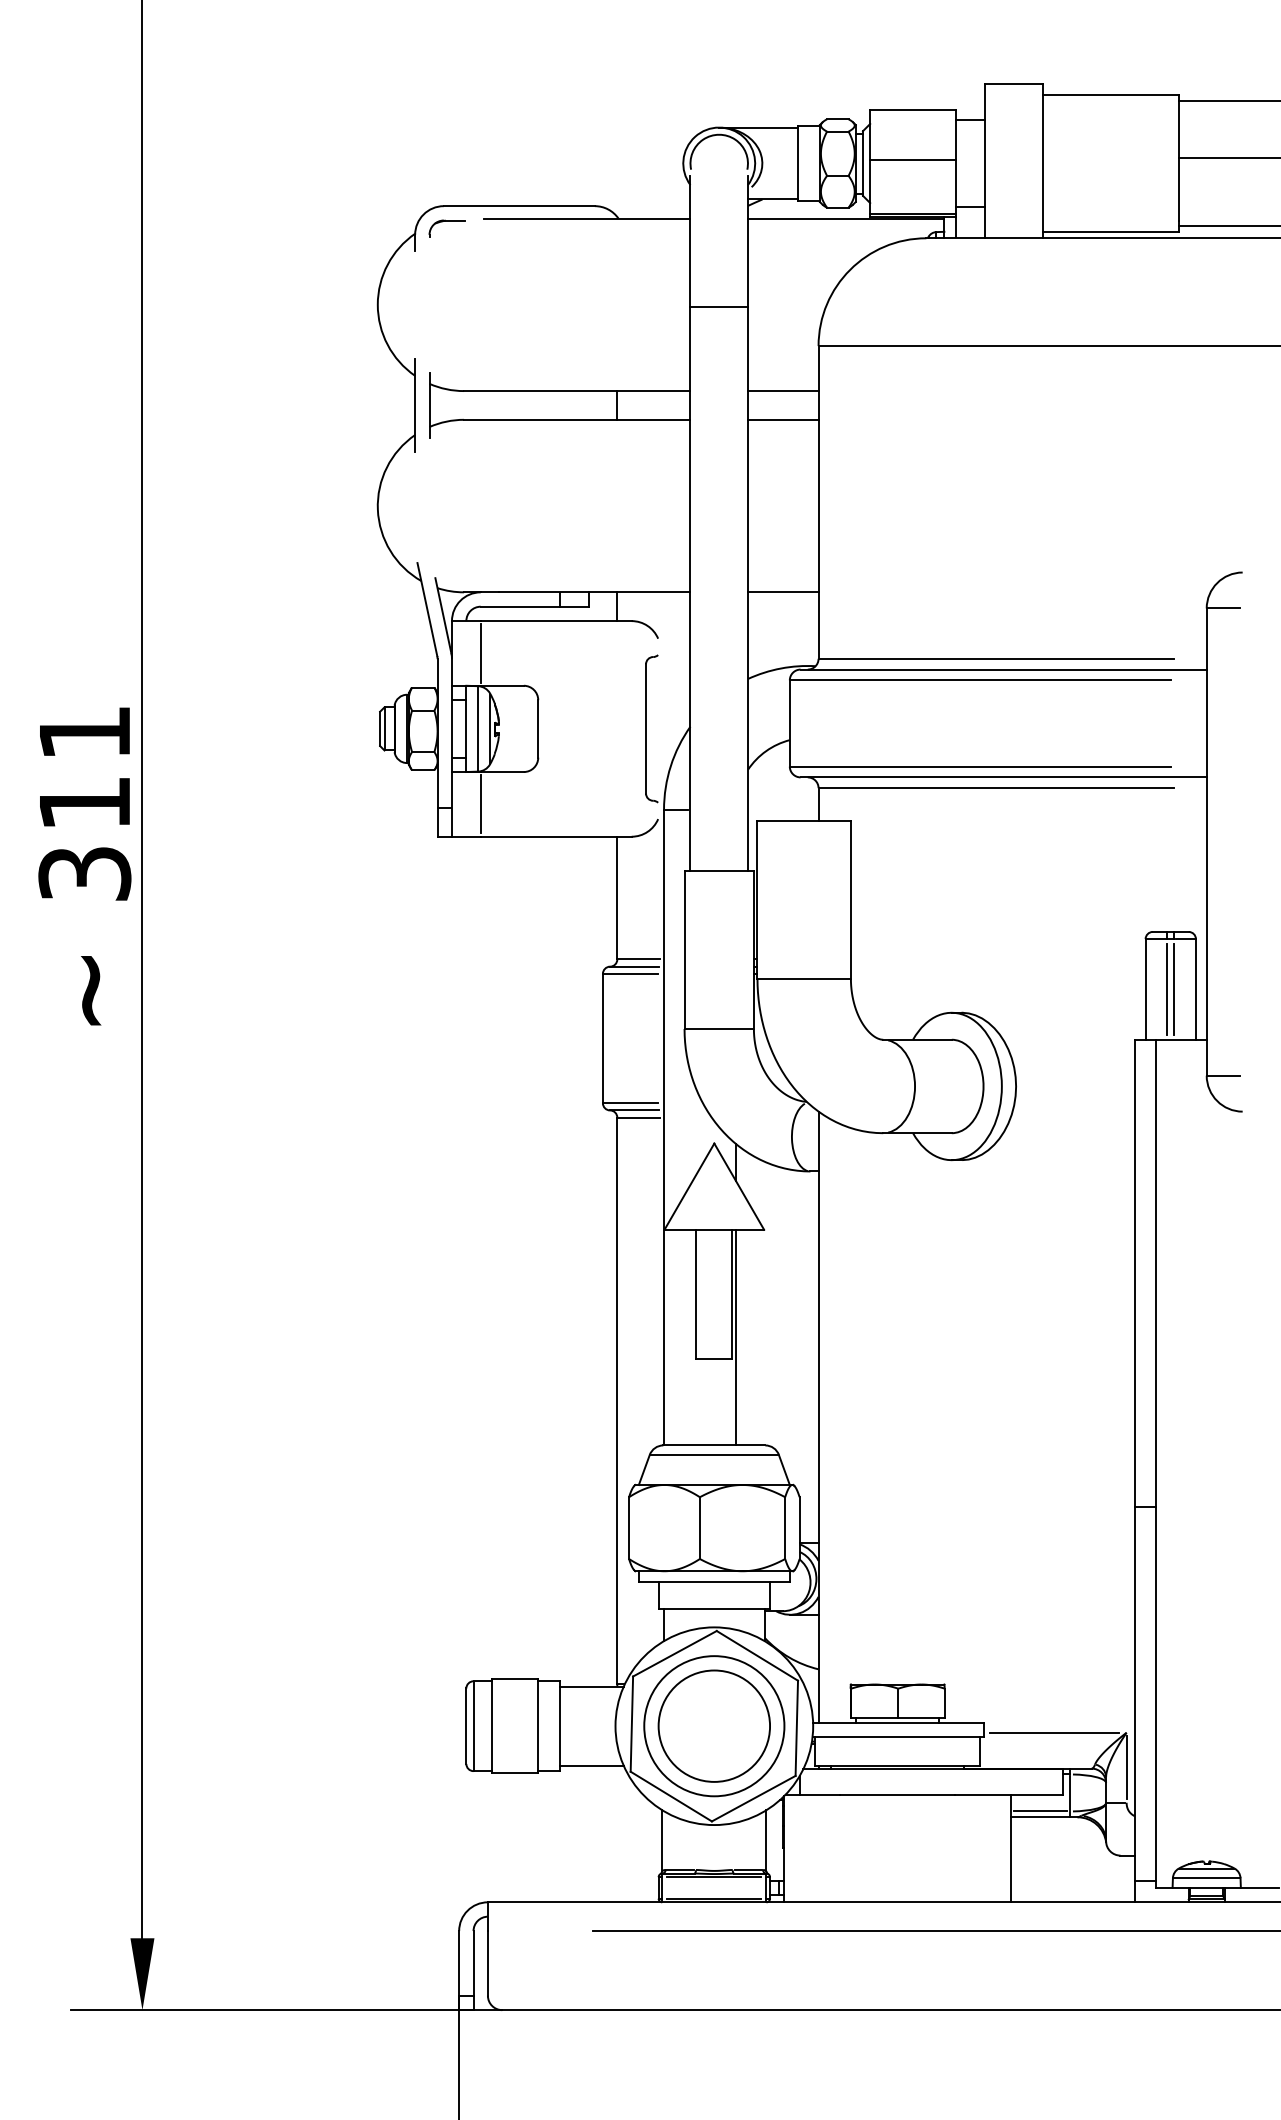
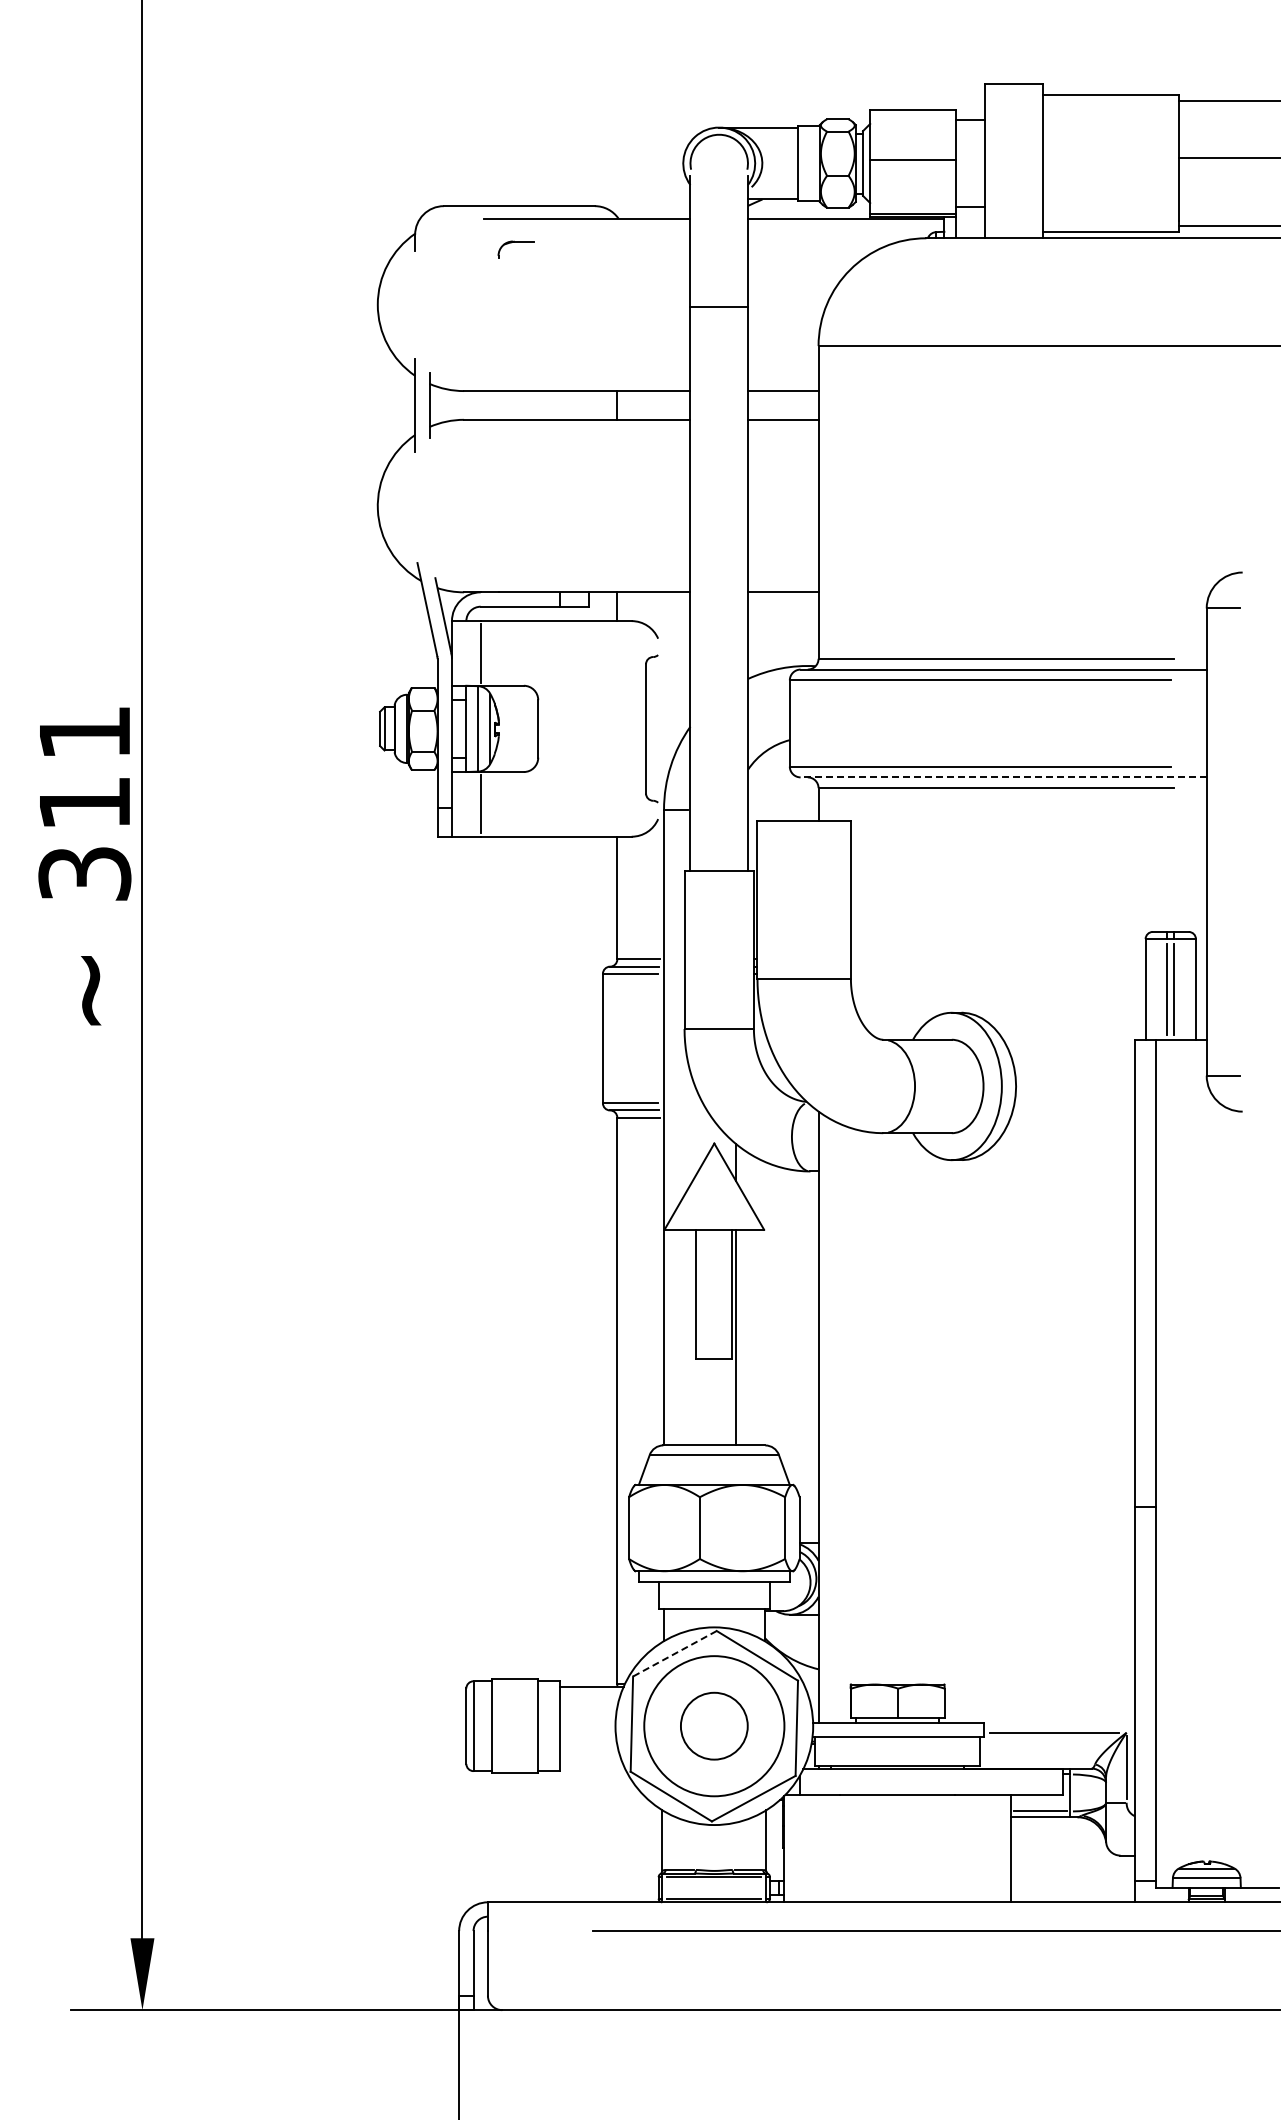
part position: (446, 221) -> (515, 242) (515, 242)
line: solid -> dashed (1003, 777)
line: solid -> dashed (674, 1653)
circle diameter: 111 px -> 67 px (713, 1725)
line: present -> none (591, 1765)
